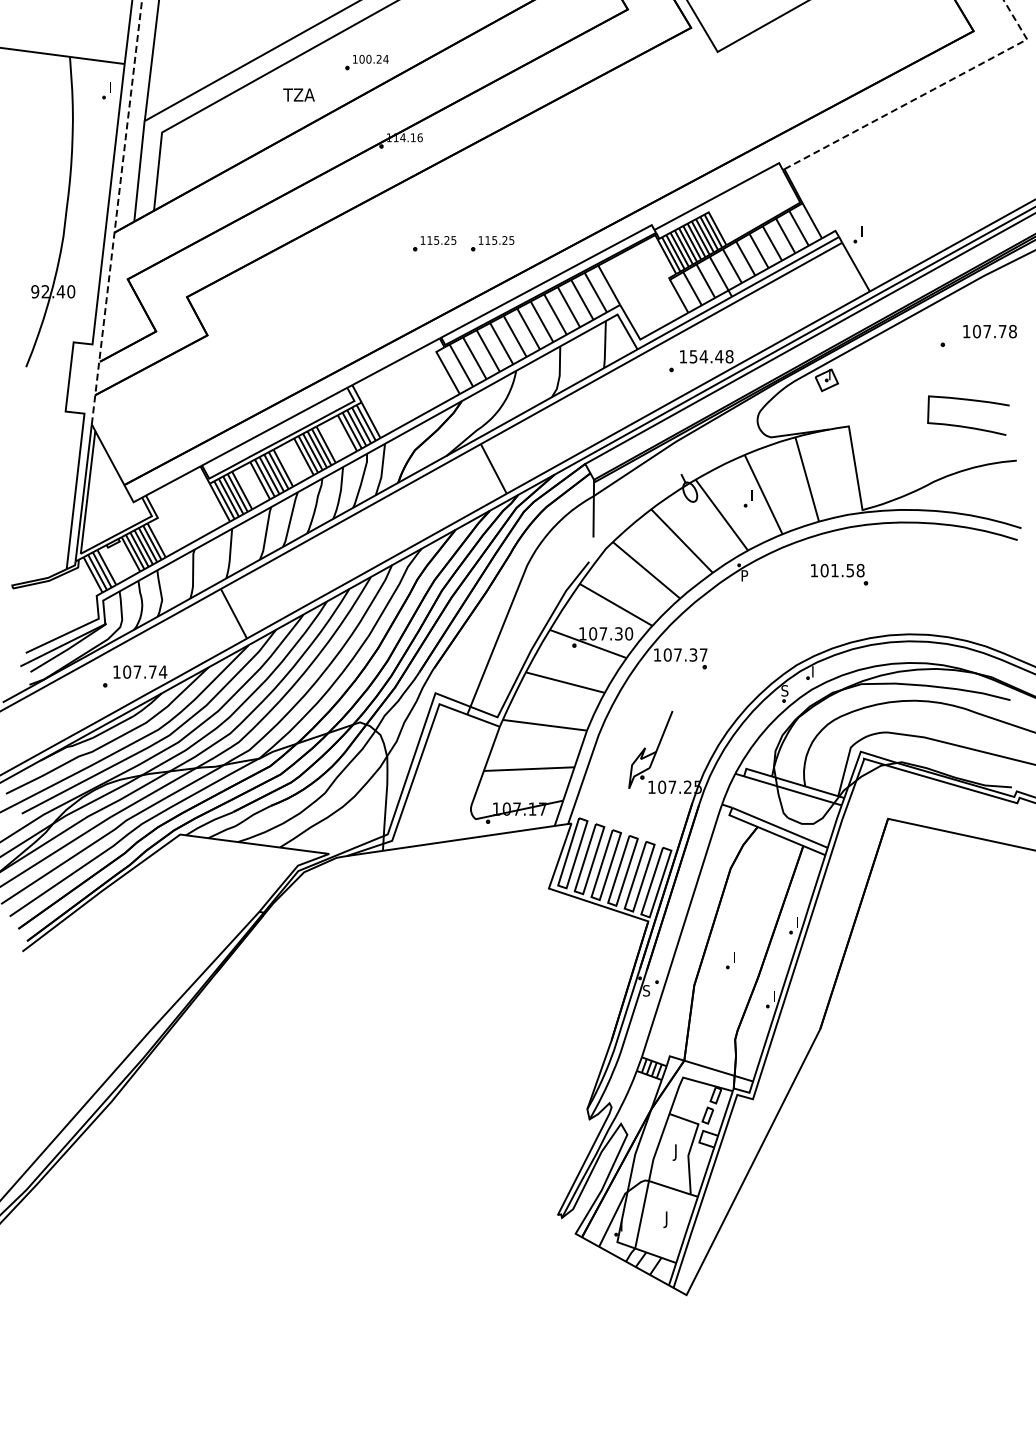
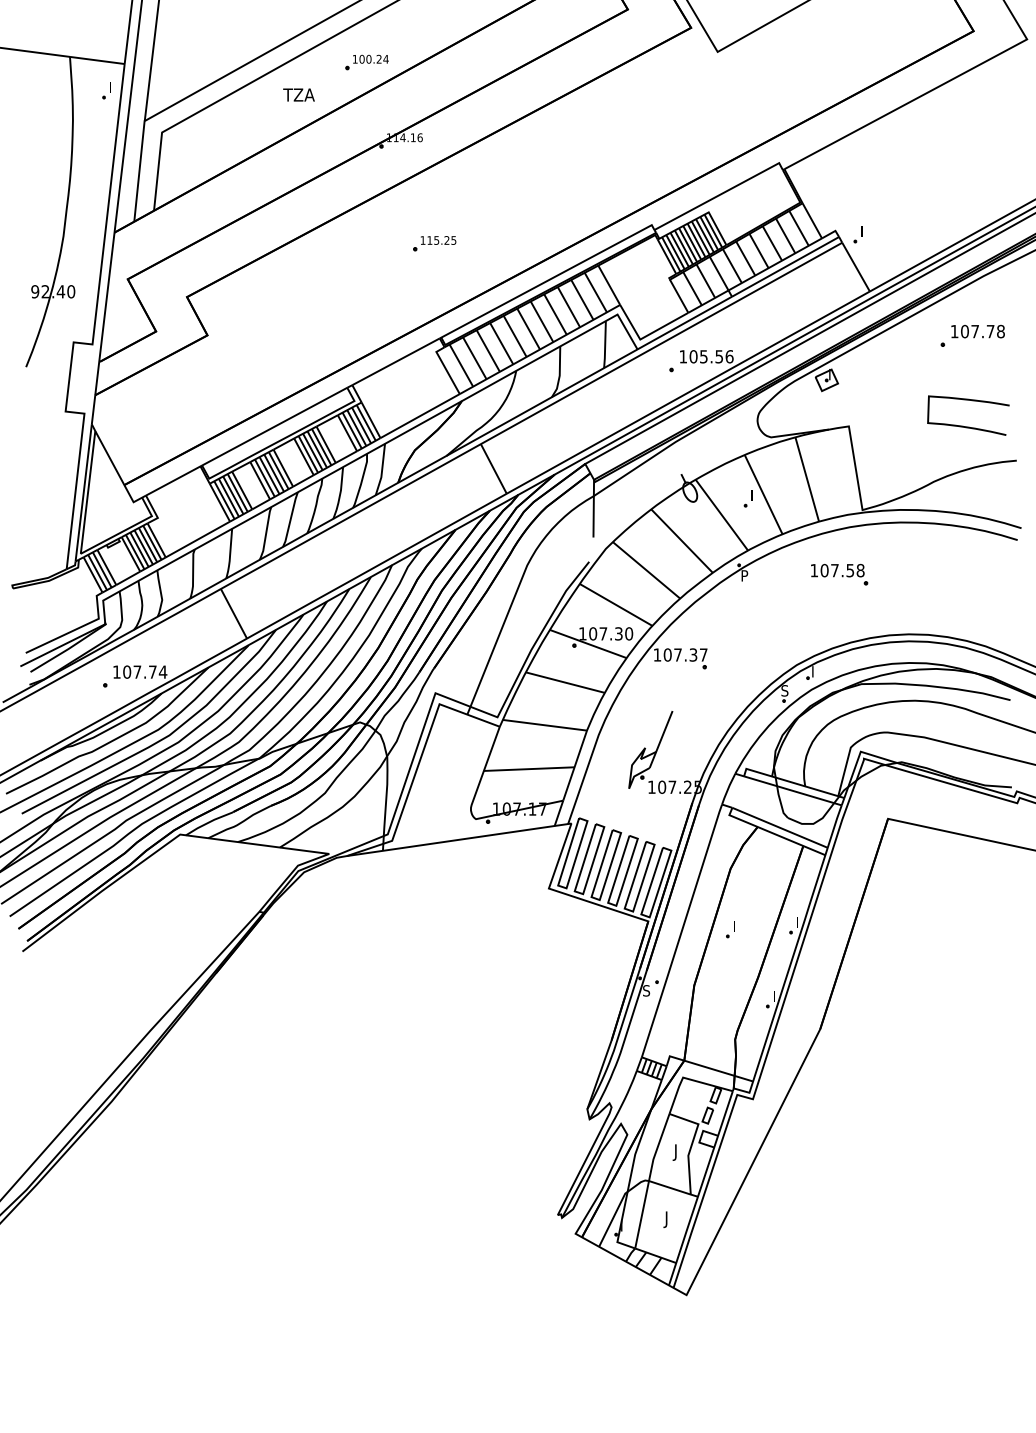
line: dashed -> solid (926, 93)
line: dashed -> solid (117, 211)
part: present -> none (492, 243)
text position: (989, 331) -> (977, 331) (977, 331)
text: 154.48 -> 105.56 (711, 356)
text: 101.58 -> 107.58 (834, 570)
part position: (730, 960) -> (730, 929) (730, 929)
